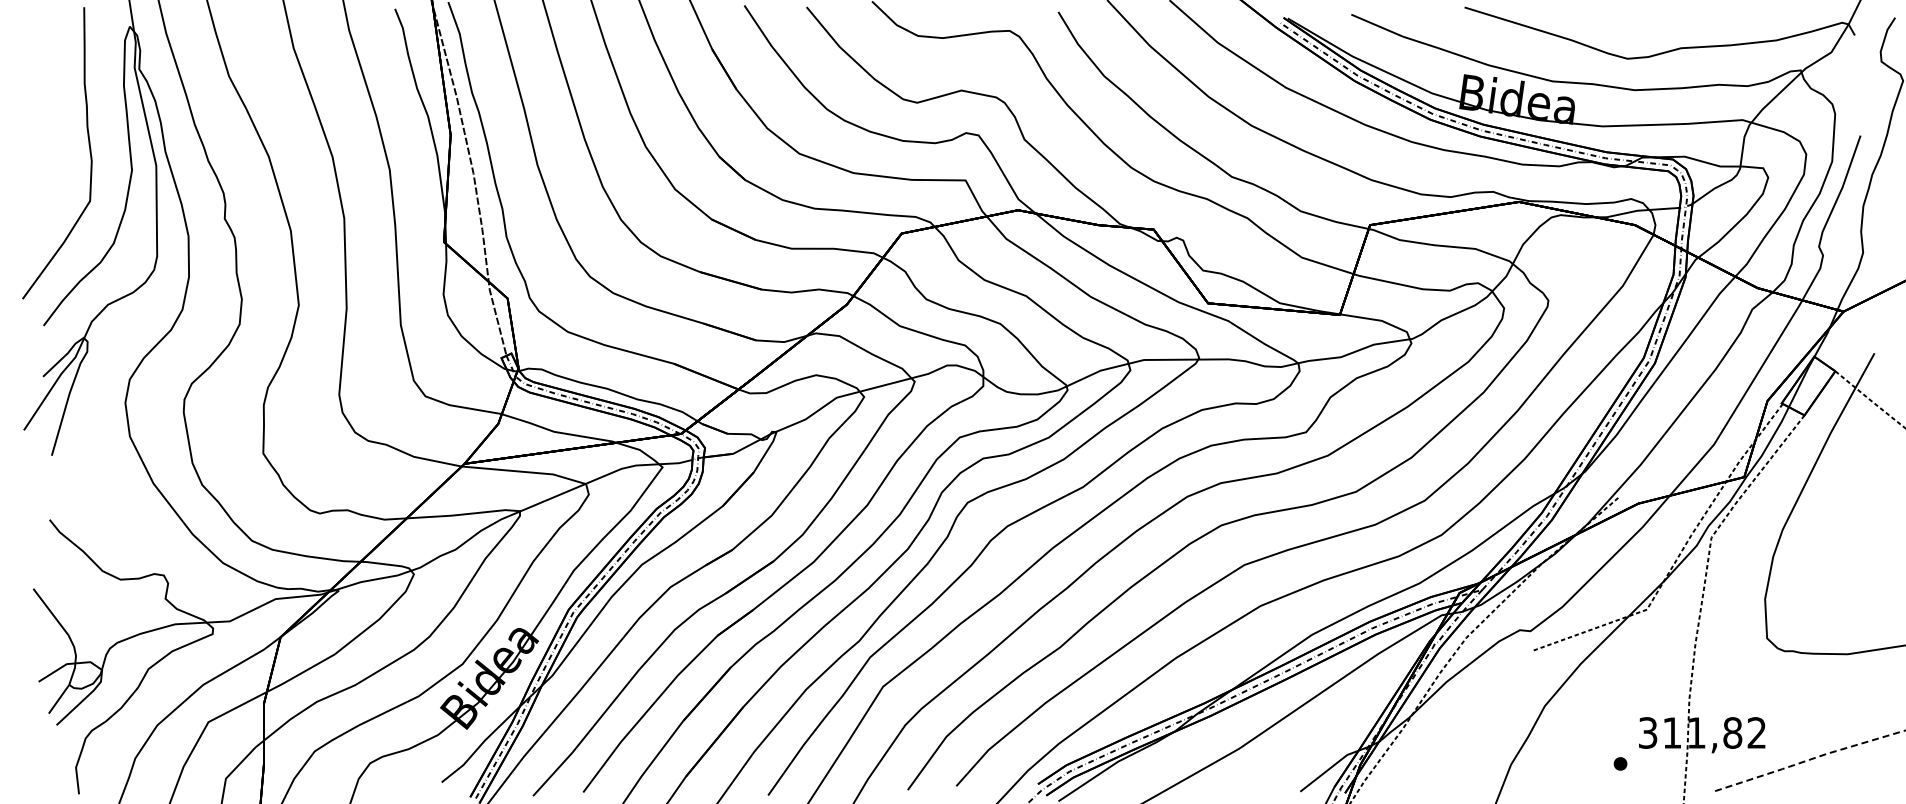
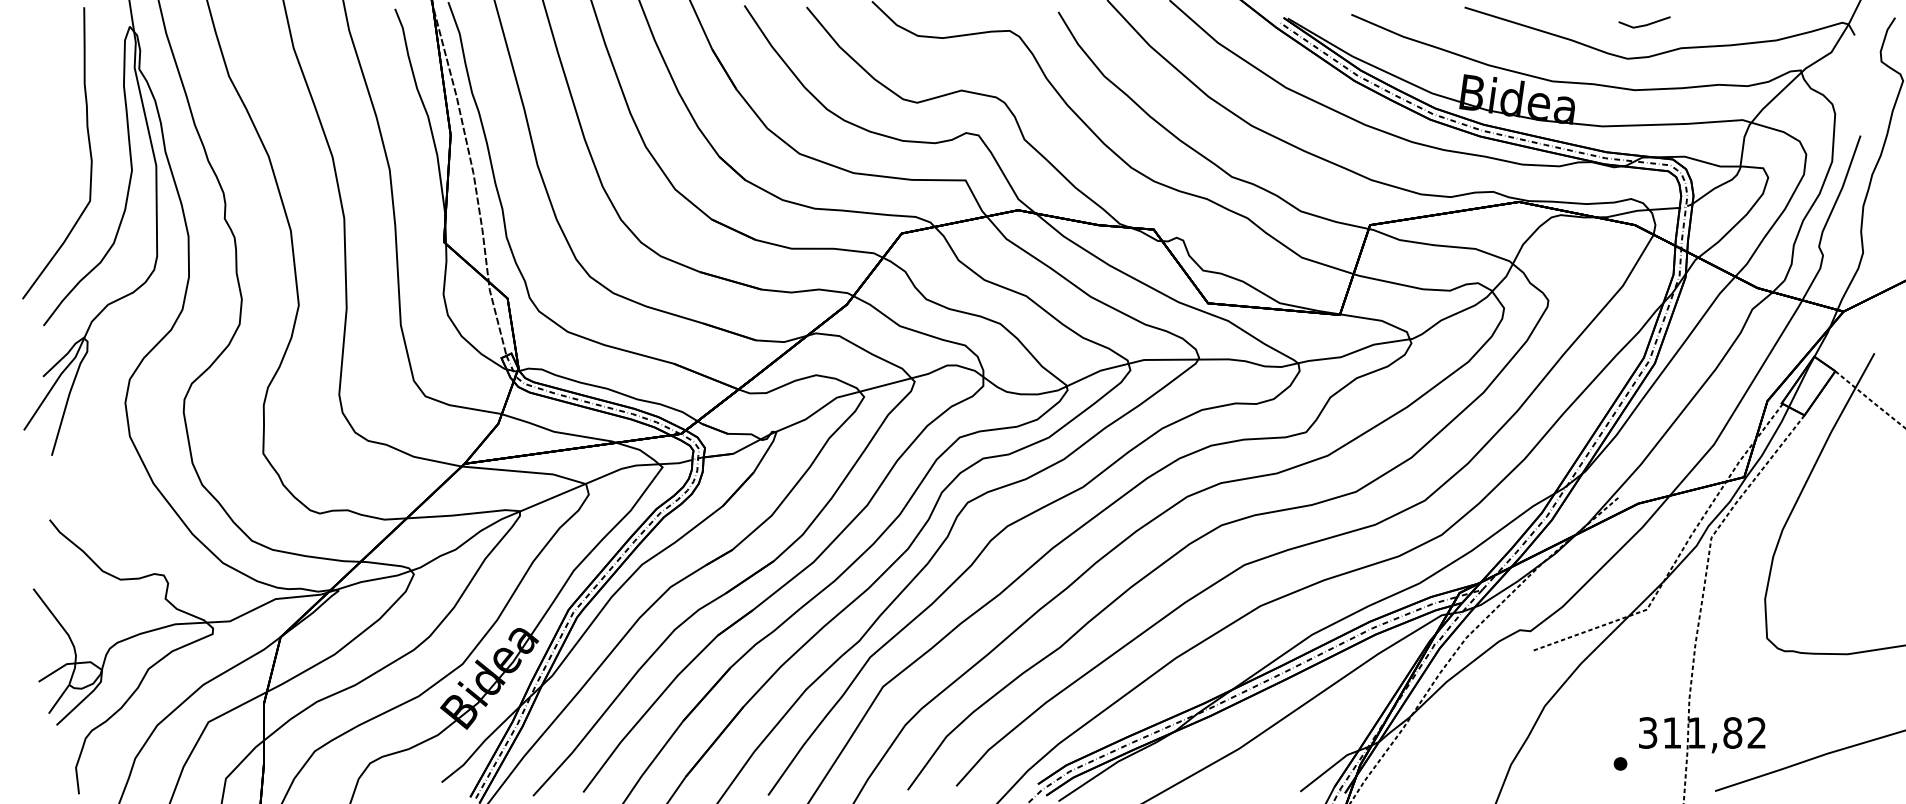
line: none -> present (1644, 24)
line: dashed -> solid (1810, 759)
